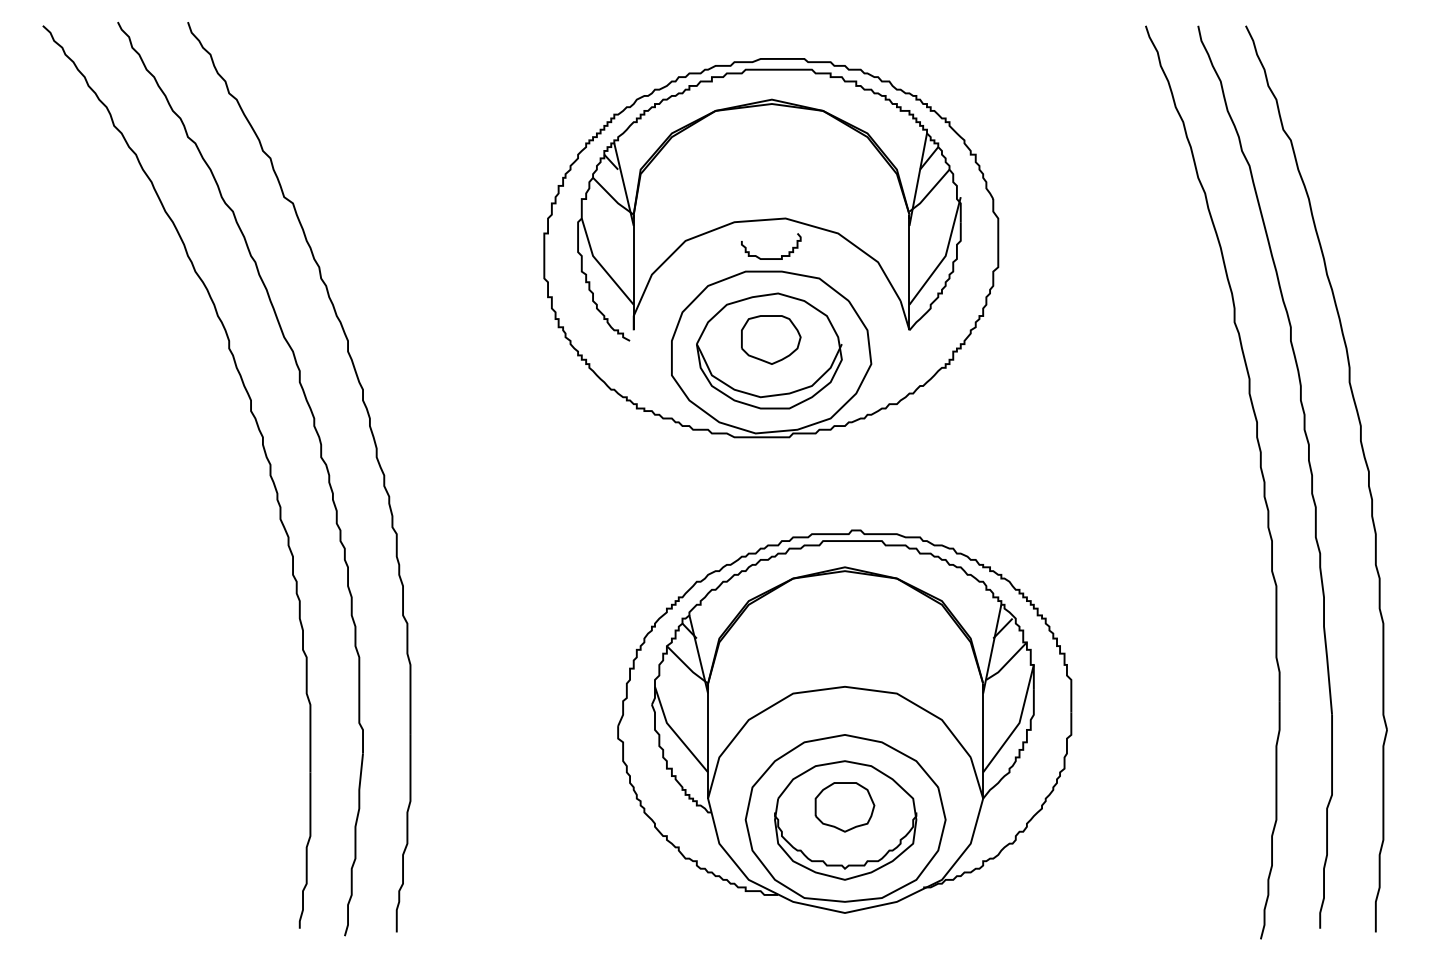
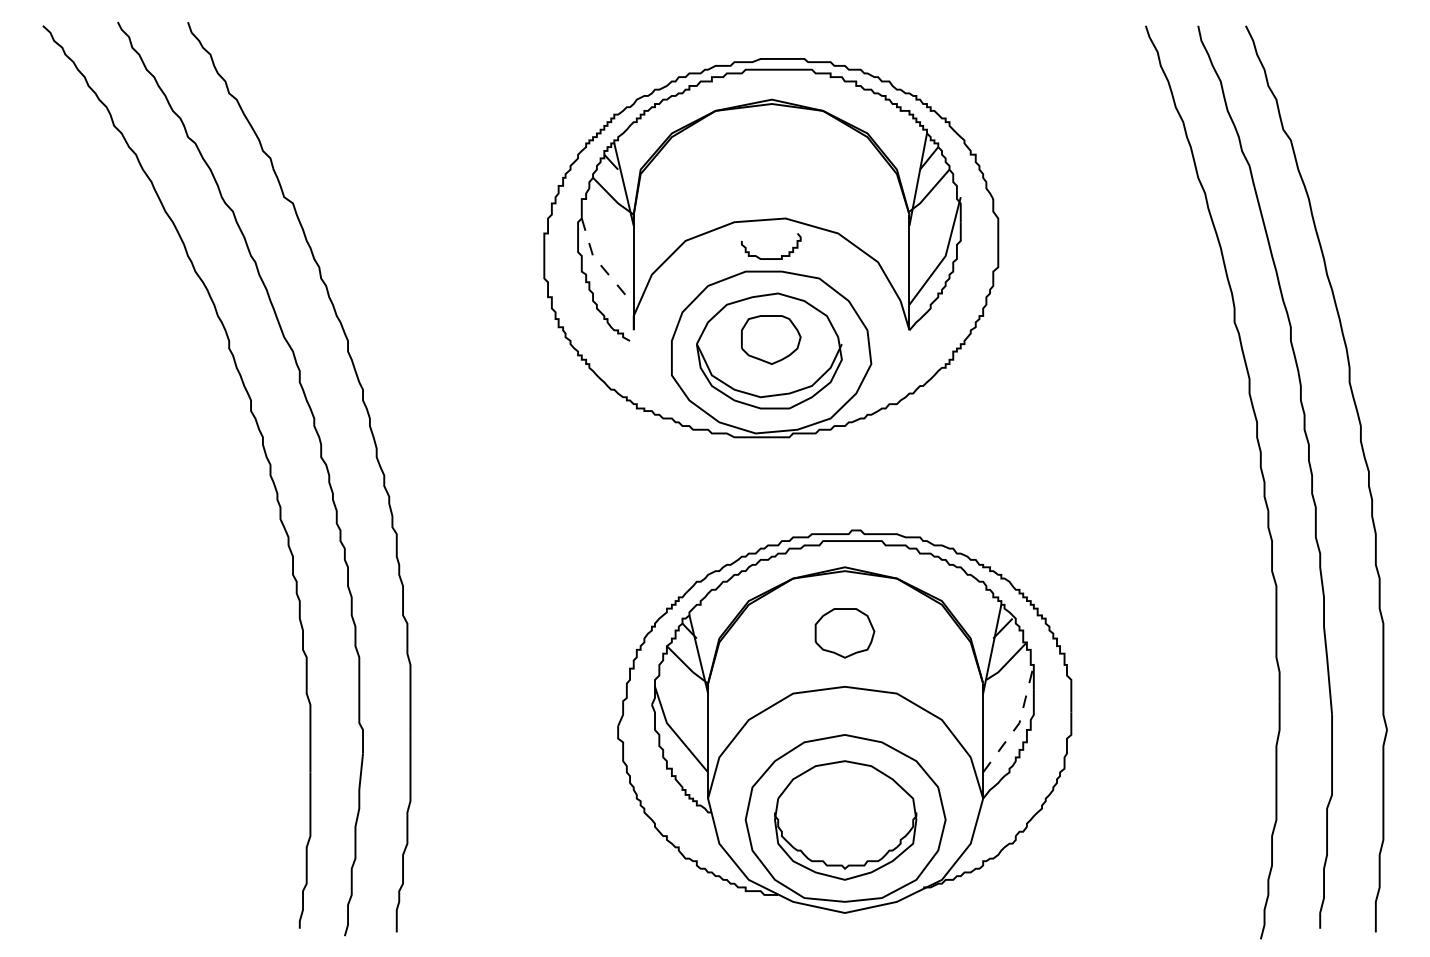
line: solid -> dashed (600, 265)
line: solid -> dashed (1019, 723)
part position: (844, 807) -> (844, 633) (844, 633)
